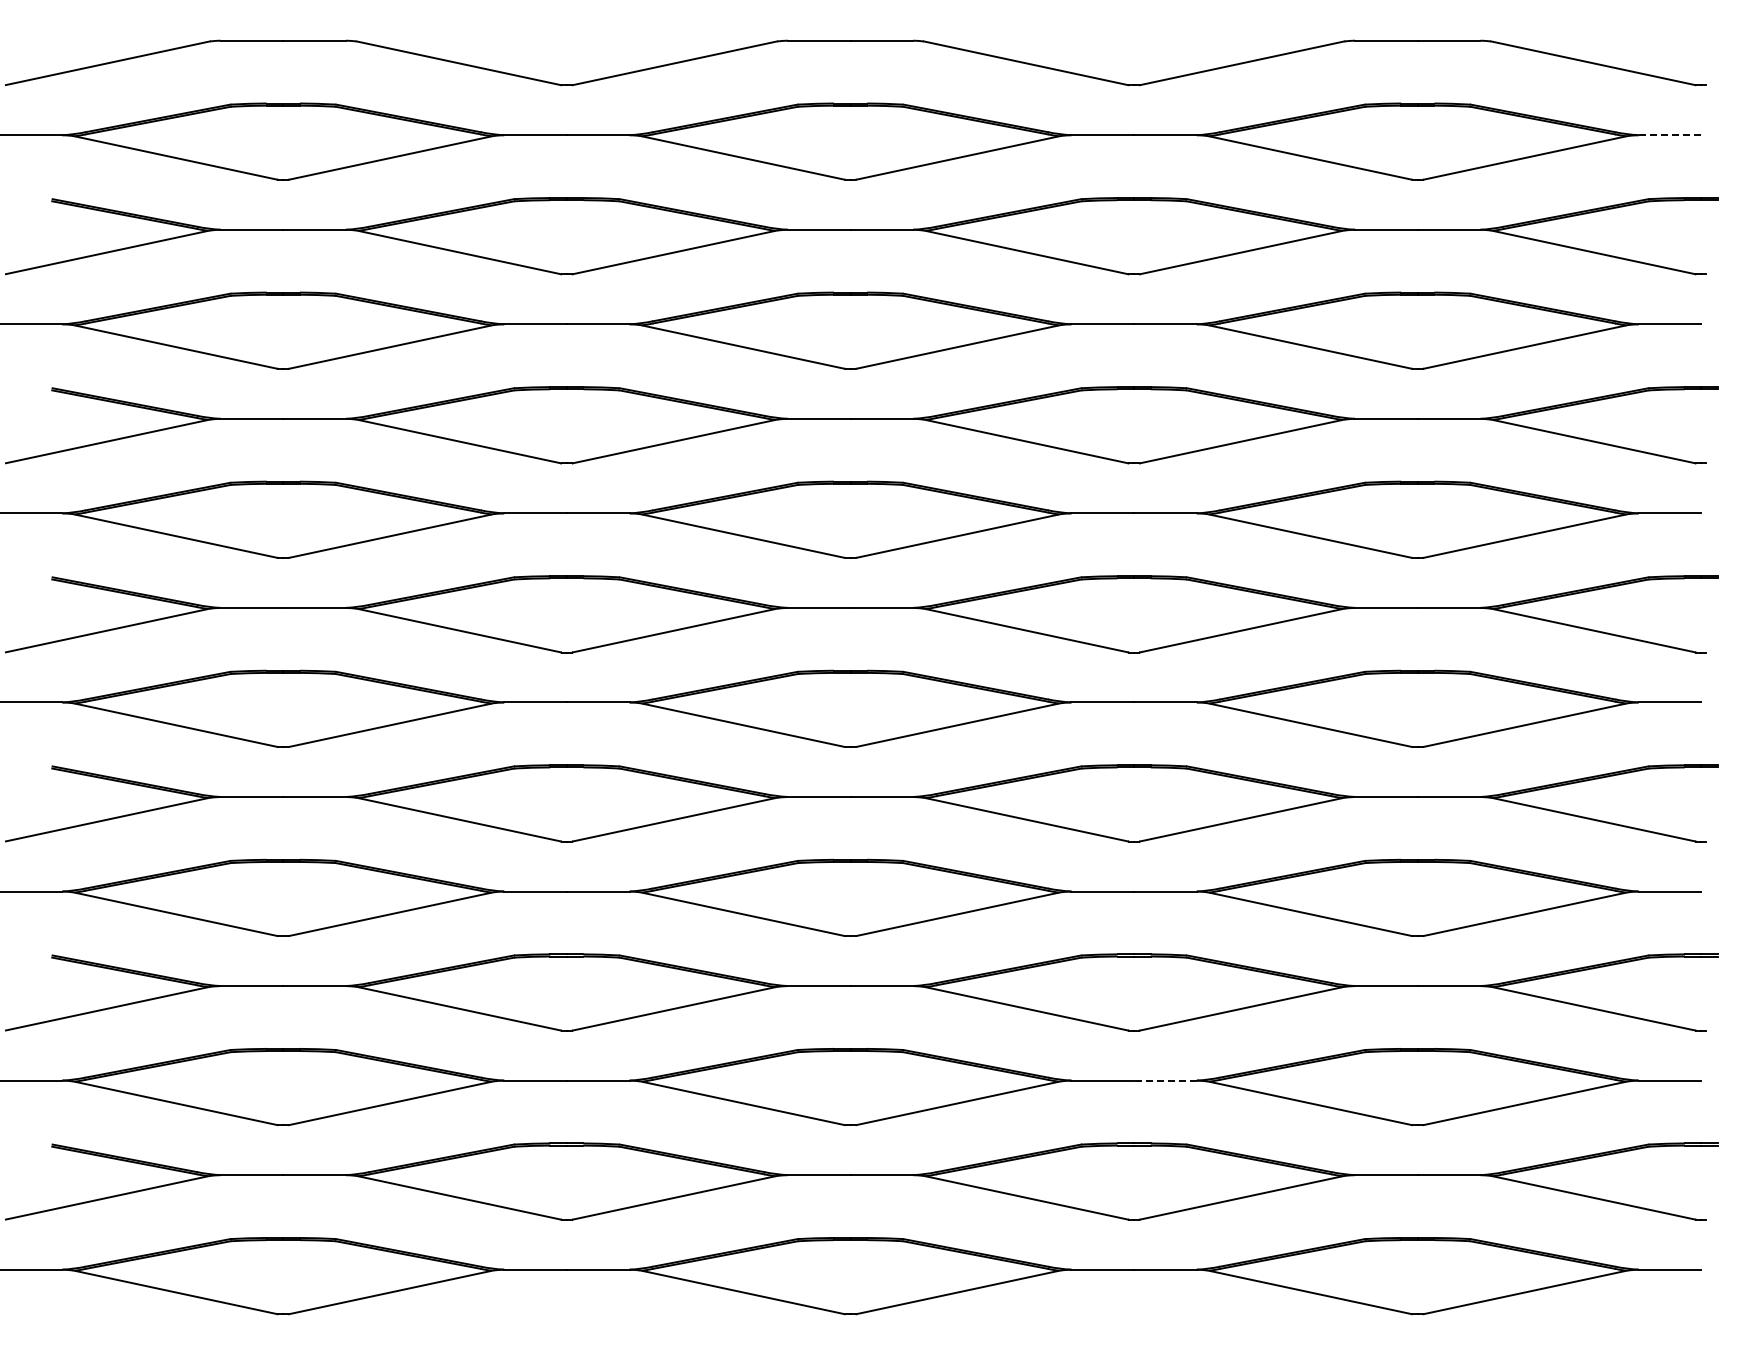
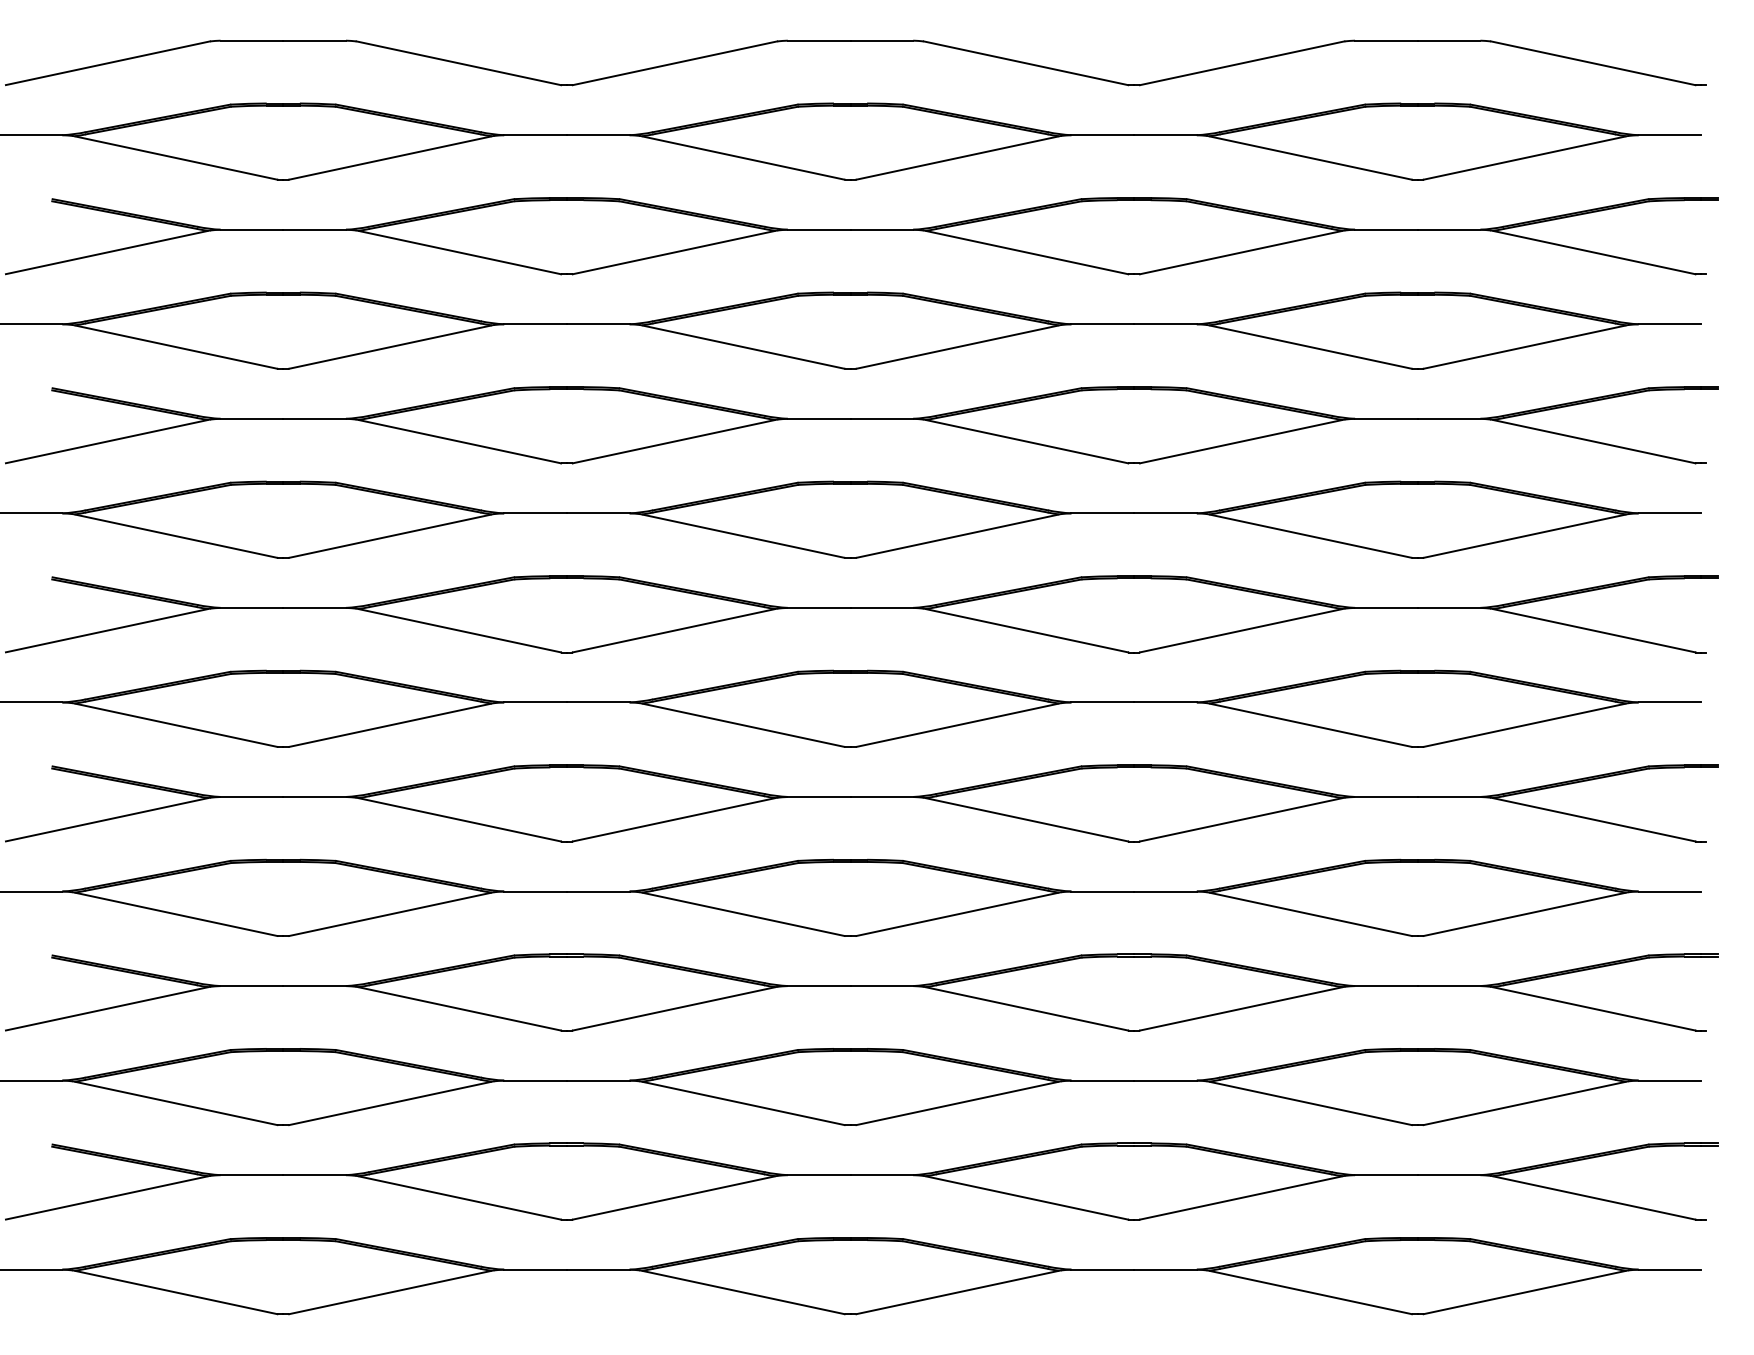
line: dashed -> solid (1670, 135)
line: dashed -> solid (1164, 1080)
